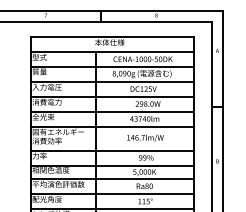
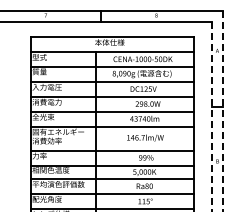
line: solid -> dashed (223, 110)
line: solid -> dashed (212, 116)
